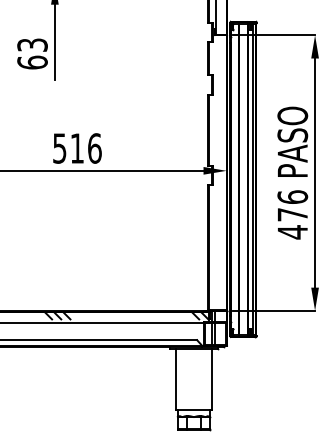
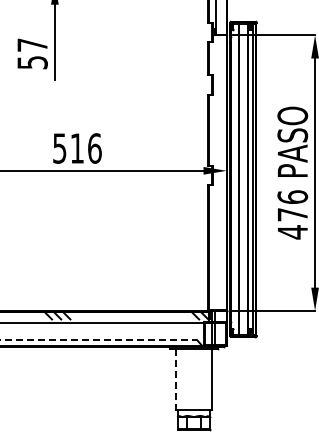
text: 63 -> 57 (32, 53)
line: solid -> dashed (99, 340)
line: solid -> dashed (175, 379)
